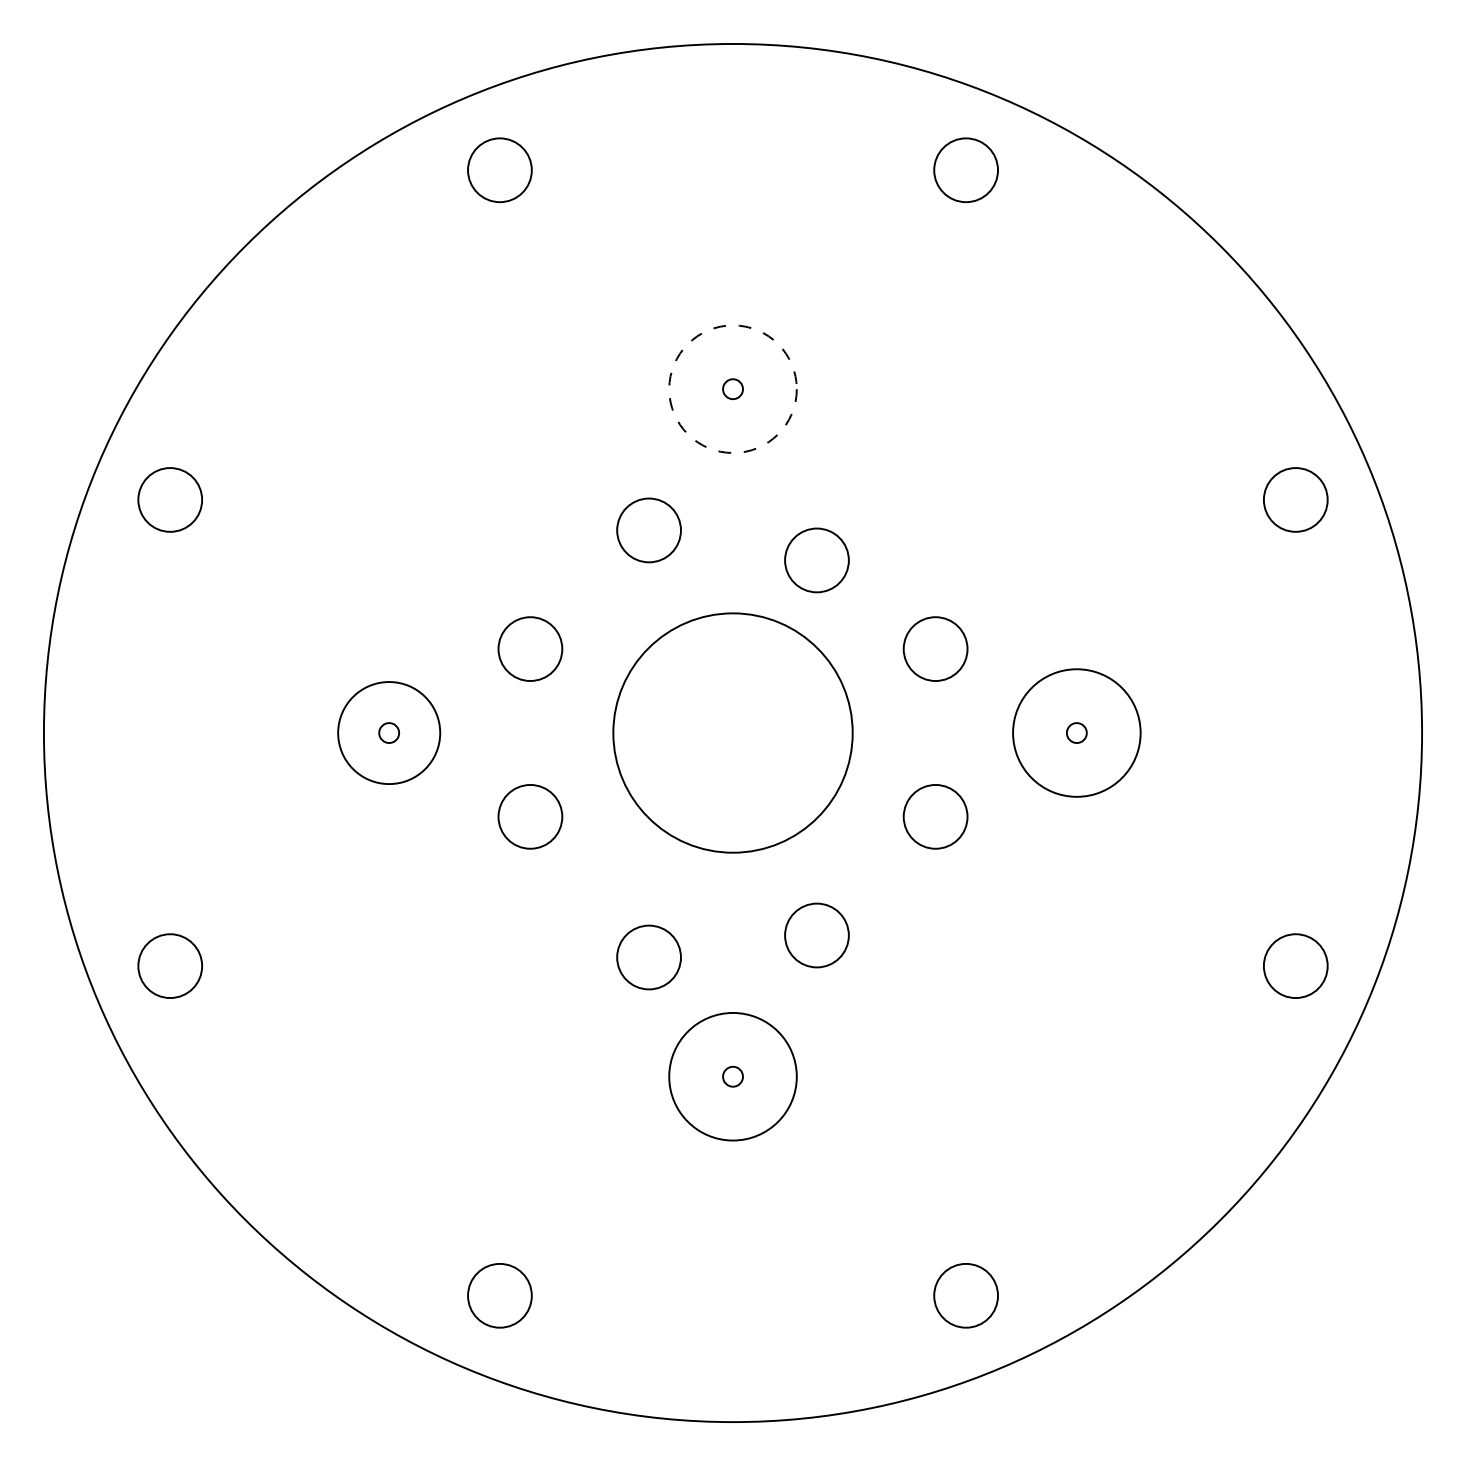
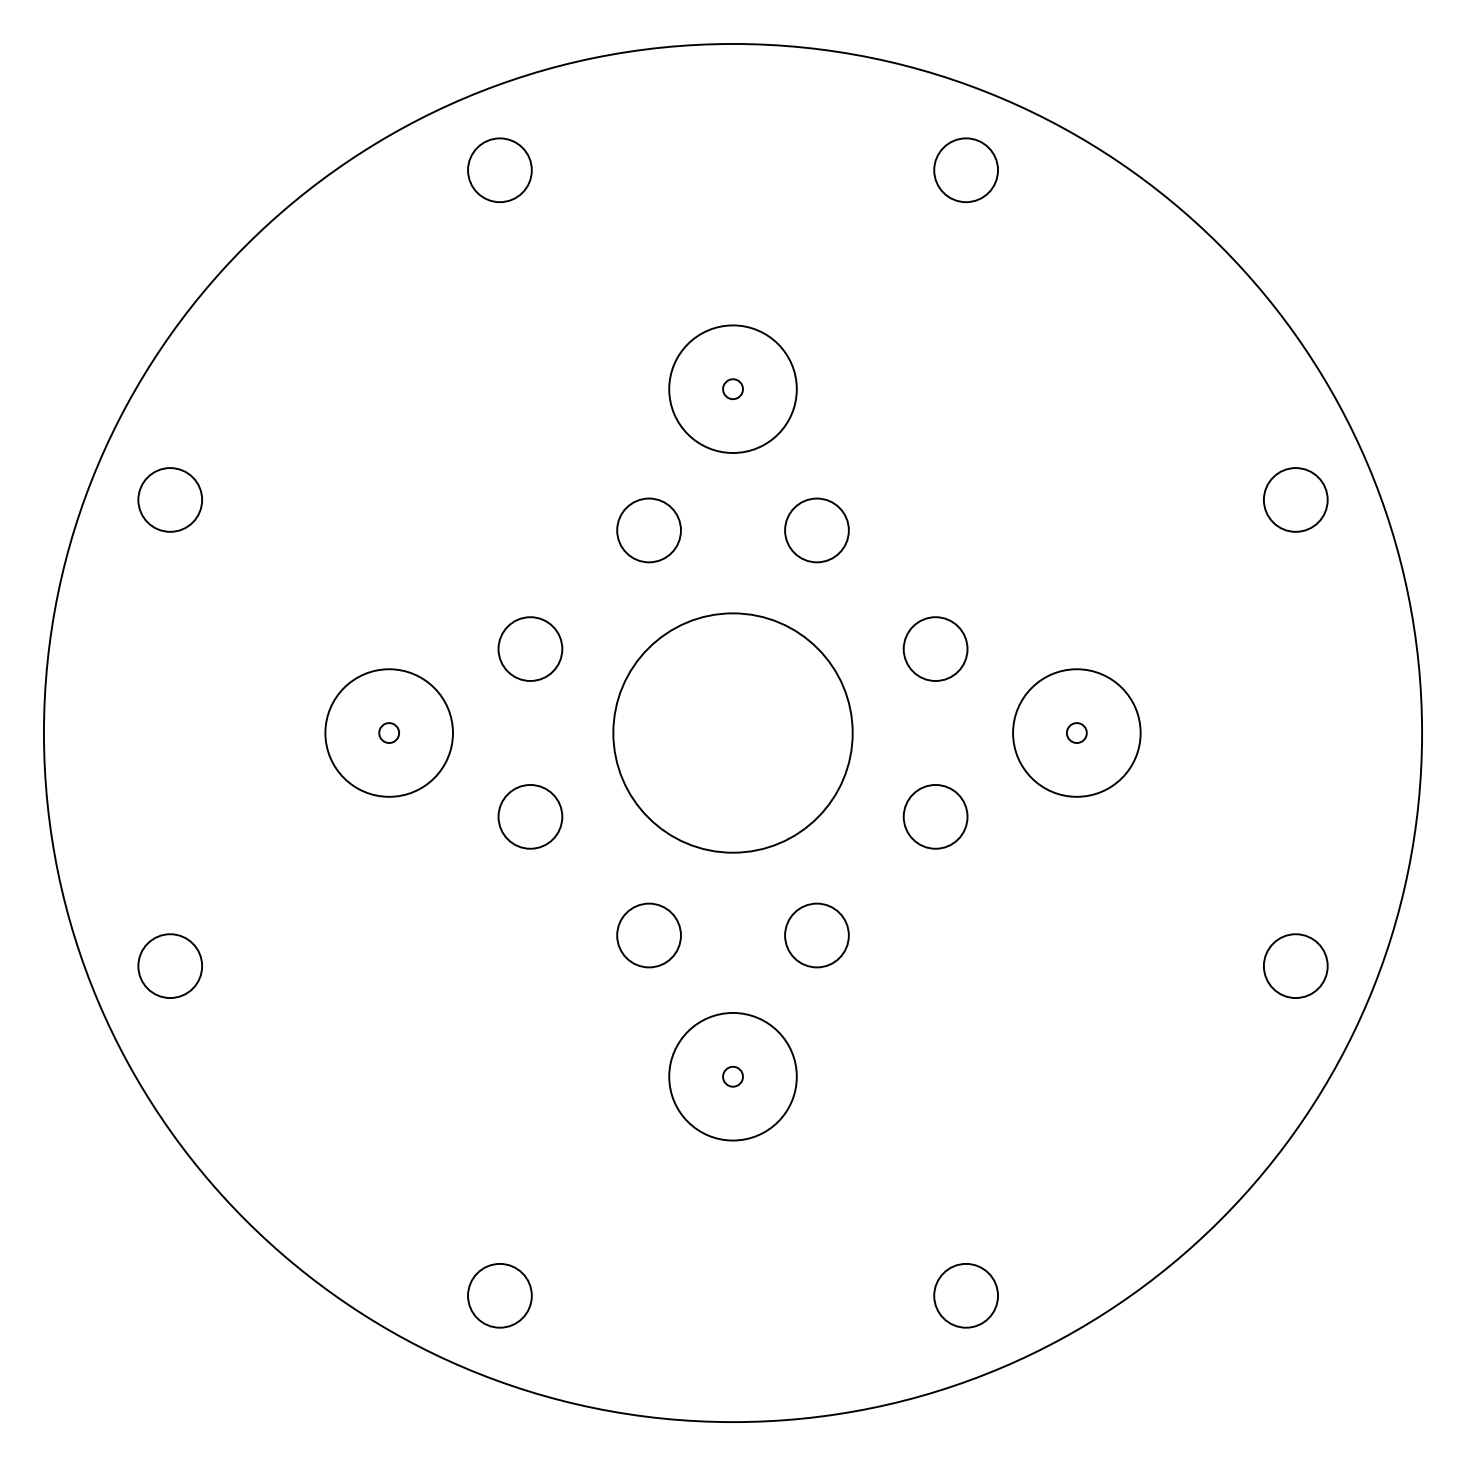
circle: dashed -> solid (732, 389)
circle position: (816, 560) -> (816, 530) (816, 530)
circle diameter: 102 px -> 128 px (388, 732)
circle position: (648, 957) -> (648, 935) (648, 935)
